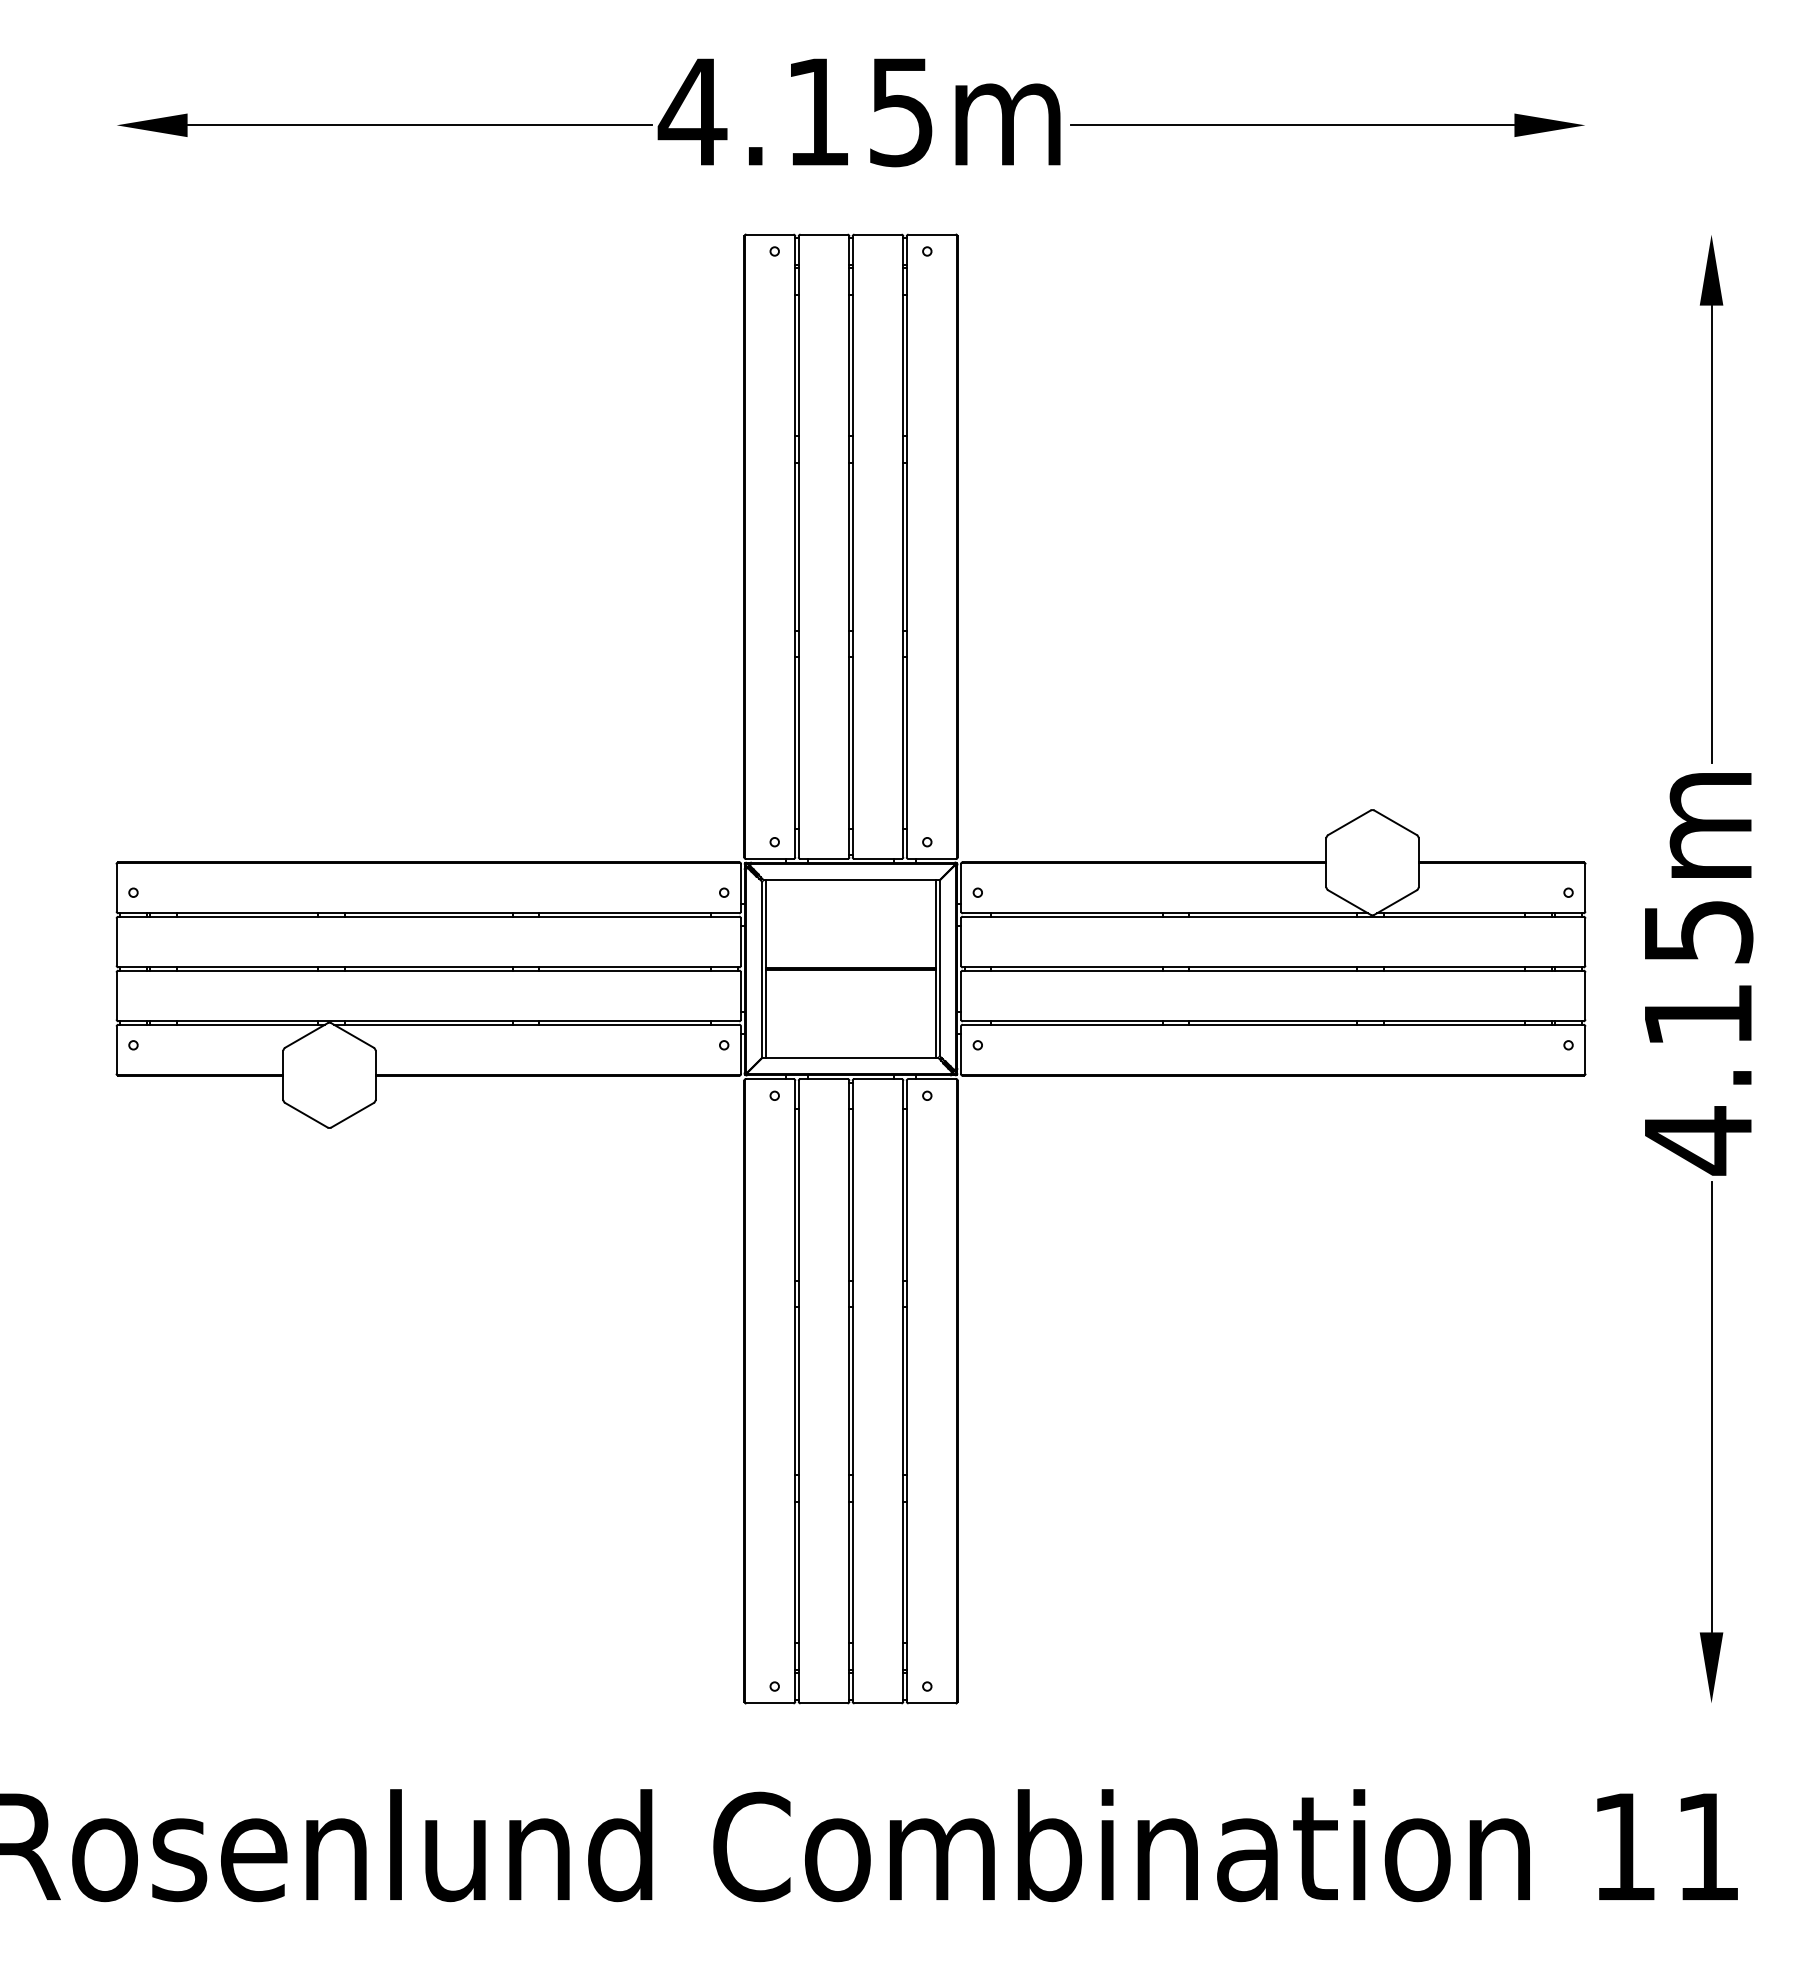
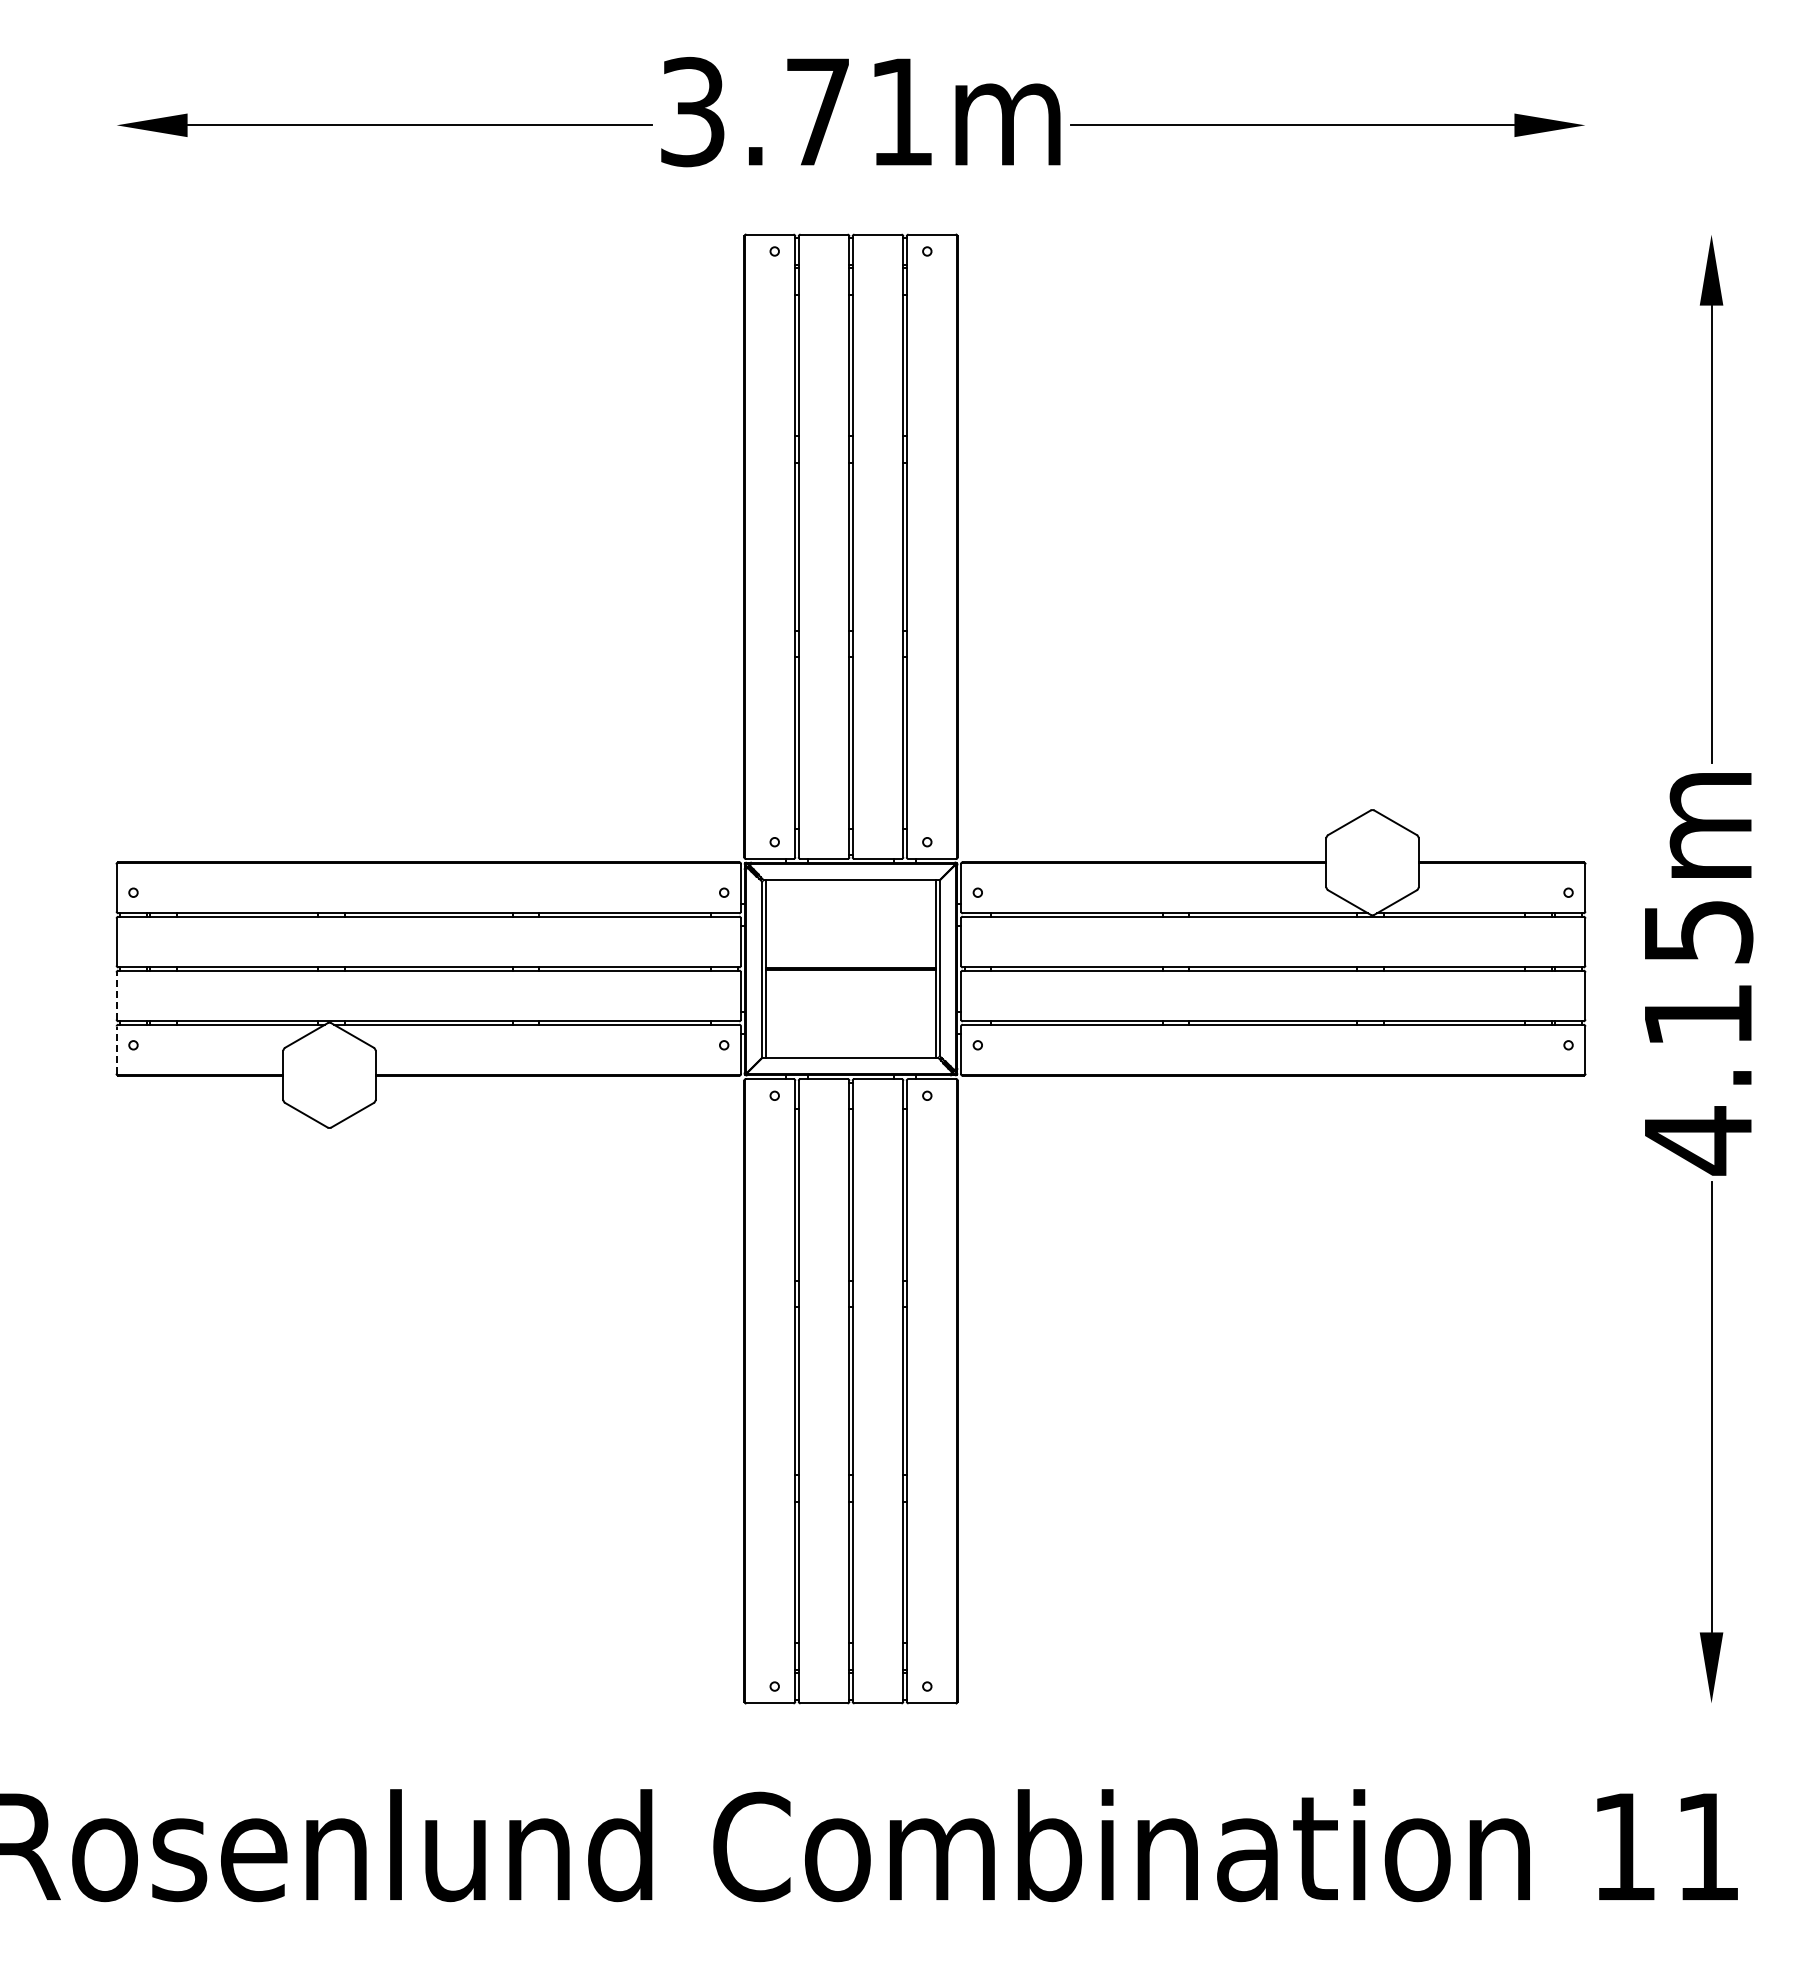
text: 4.15m -> 3.71m (794, 112)
line: solid -> dashed (116, 995)
line: solid -> dashed (116, 1050)
